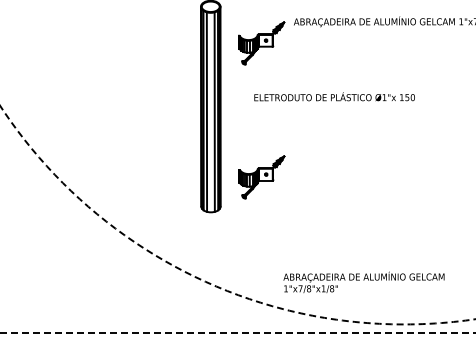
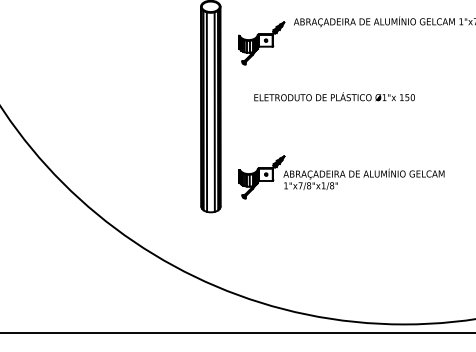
circle: dashed -> solid (237, 214)
text position: (363, 282) -> (363, 179) (363, 179)
line: dashed -> solid (237, 333)
